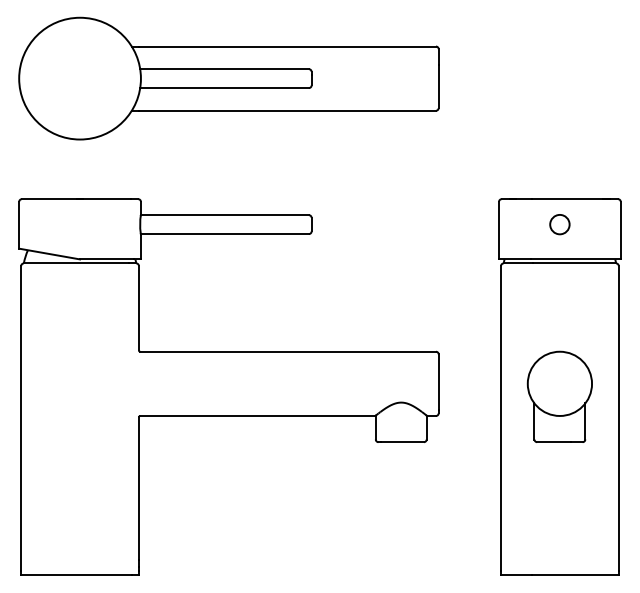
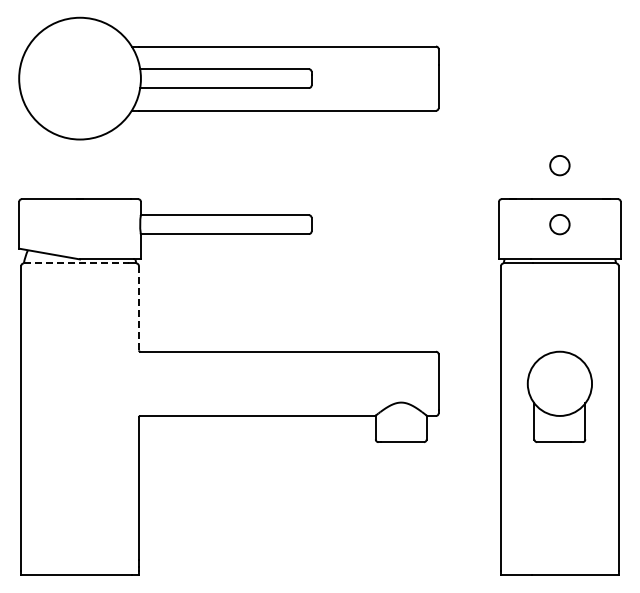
circle: none -> present (559, 165)
line: solid -> dashed (76, 263)
line: solid -> dashed (138, 308)
